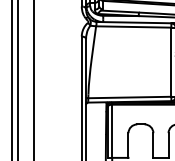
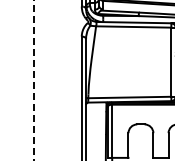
line: present -> none (11, 79)
line: present -> none (18, 79)
line: solid -> dashed (33, 80)
